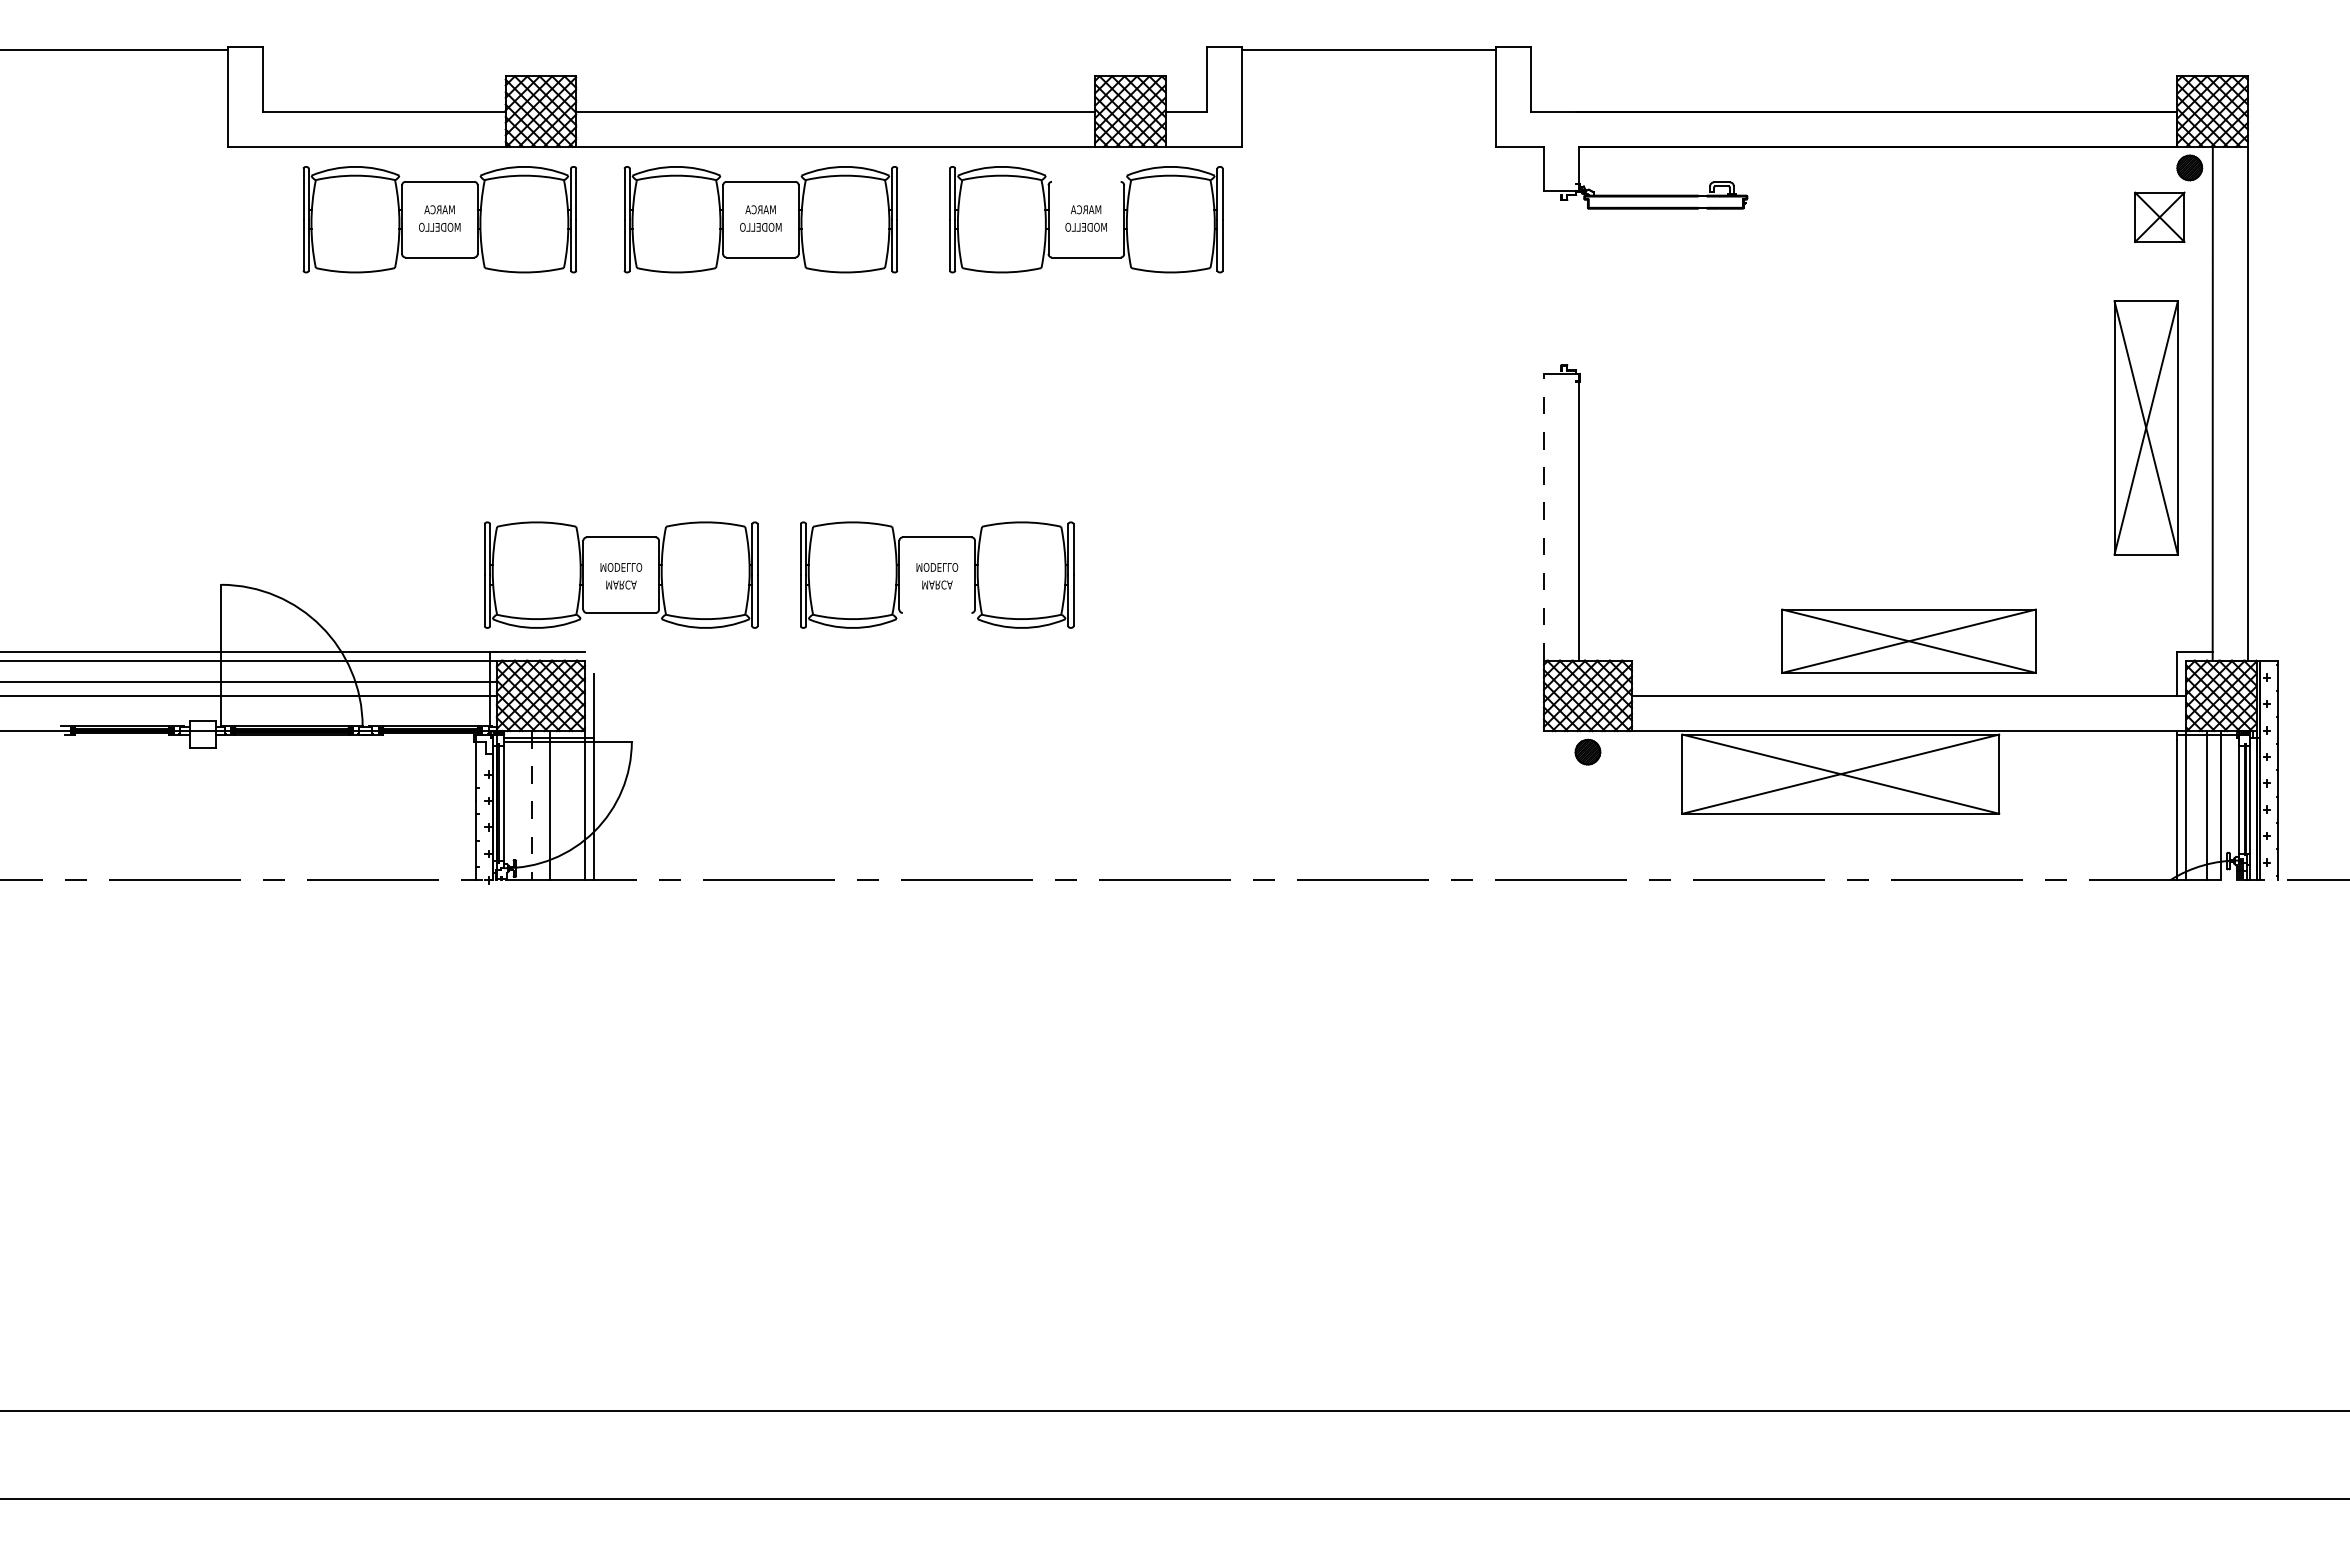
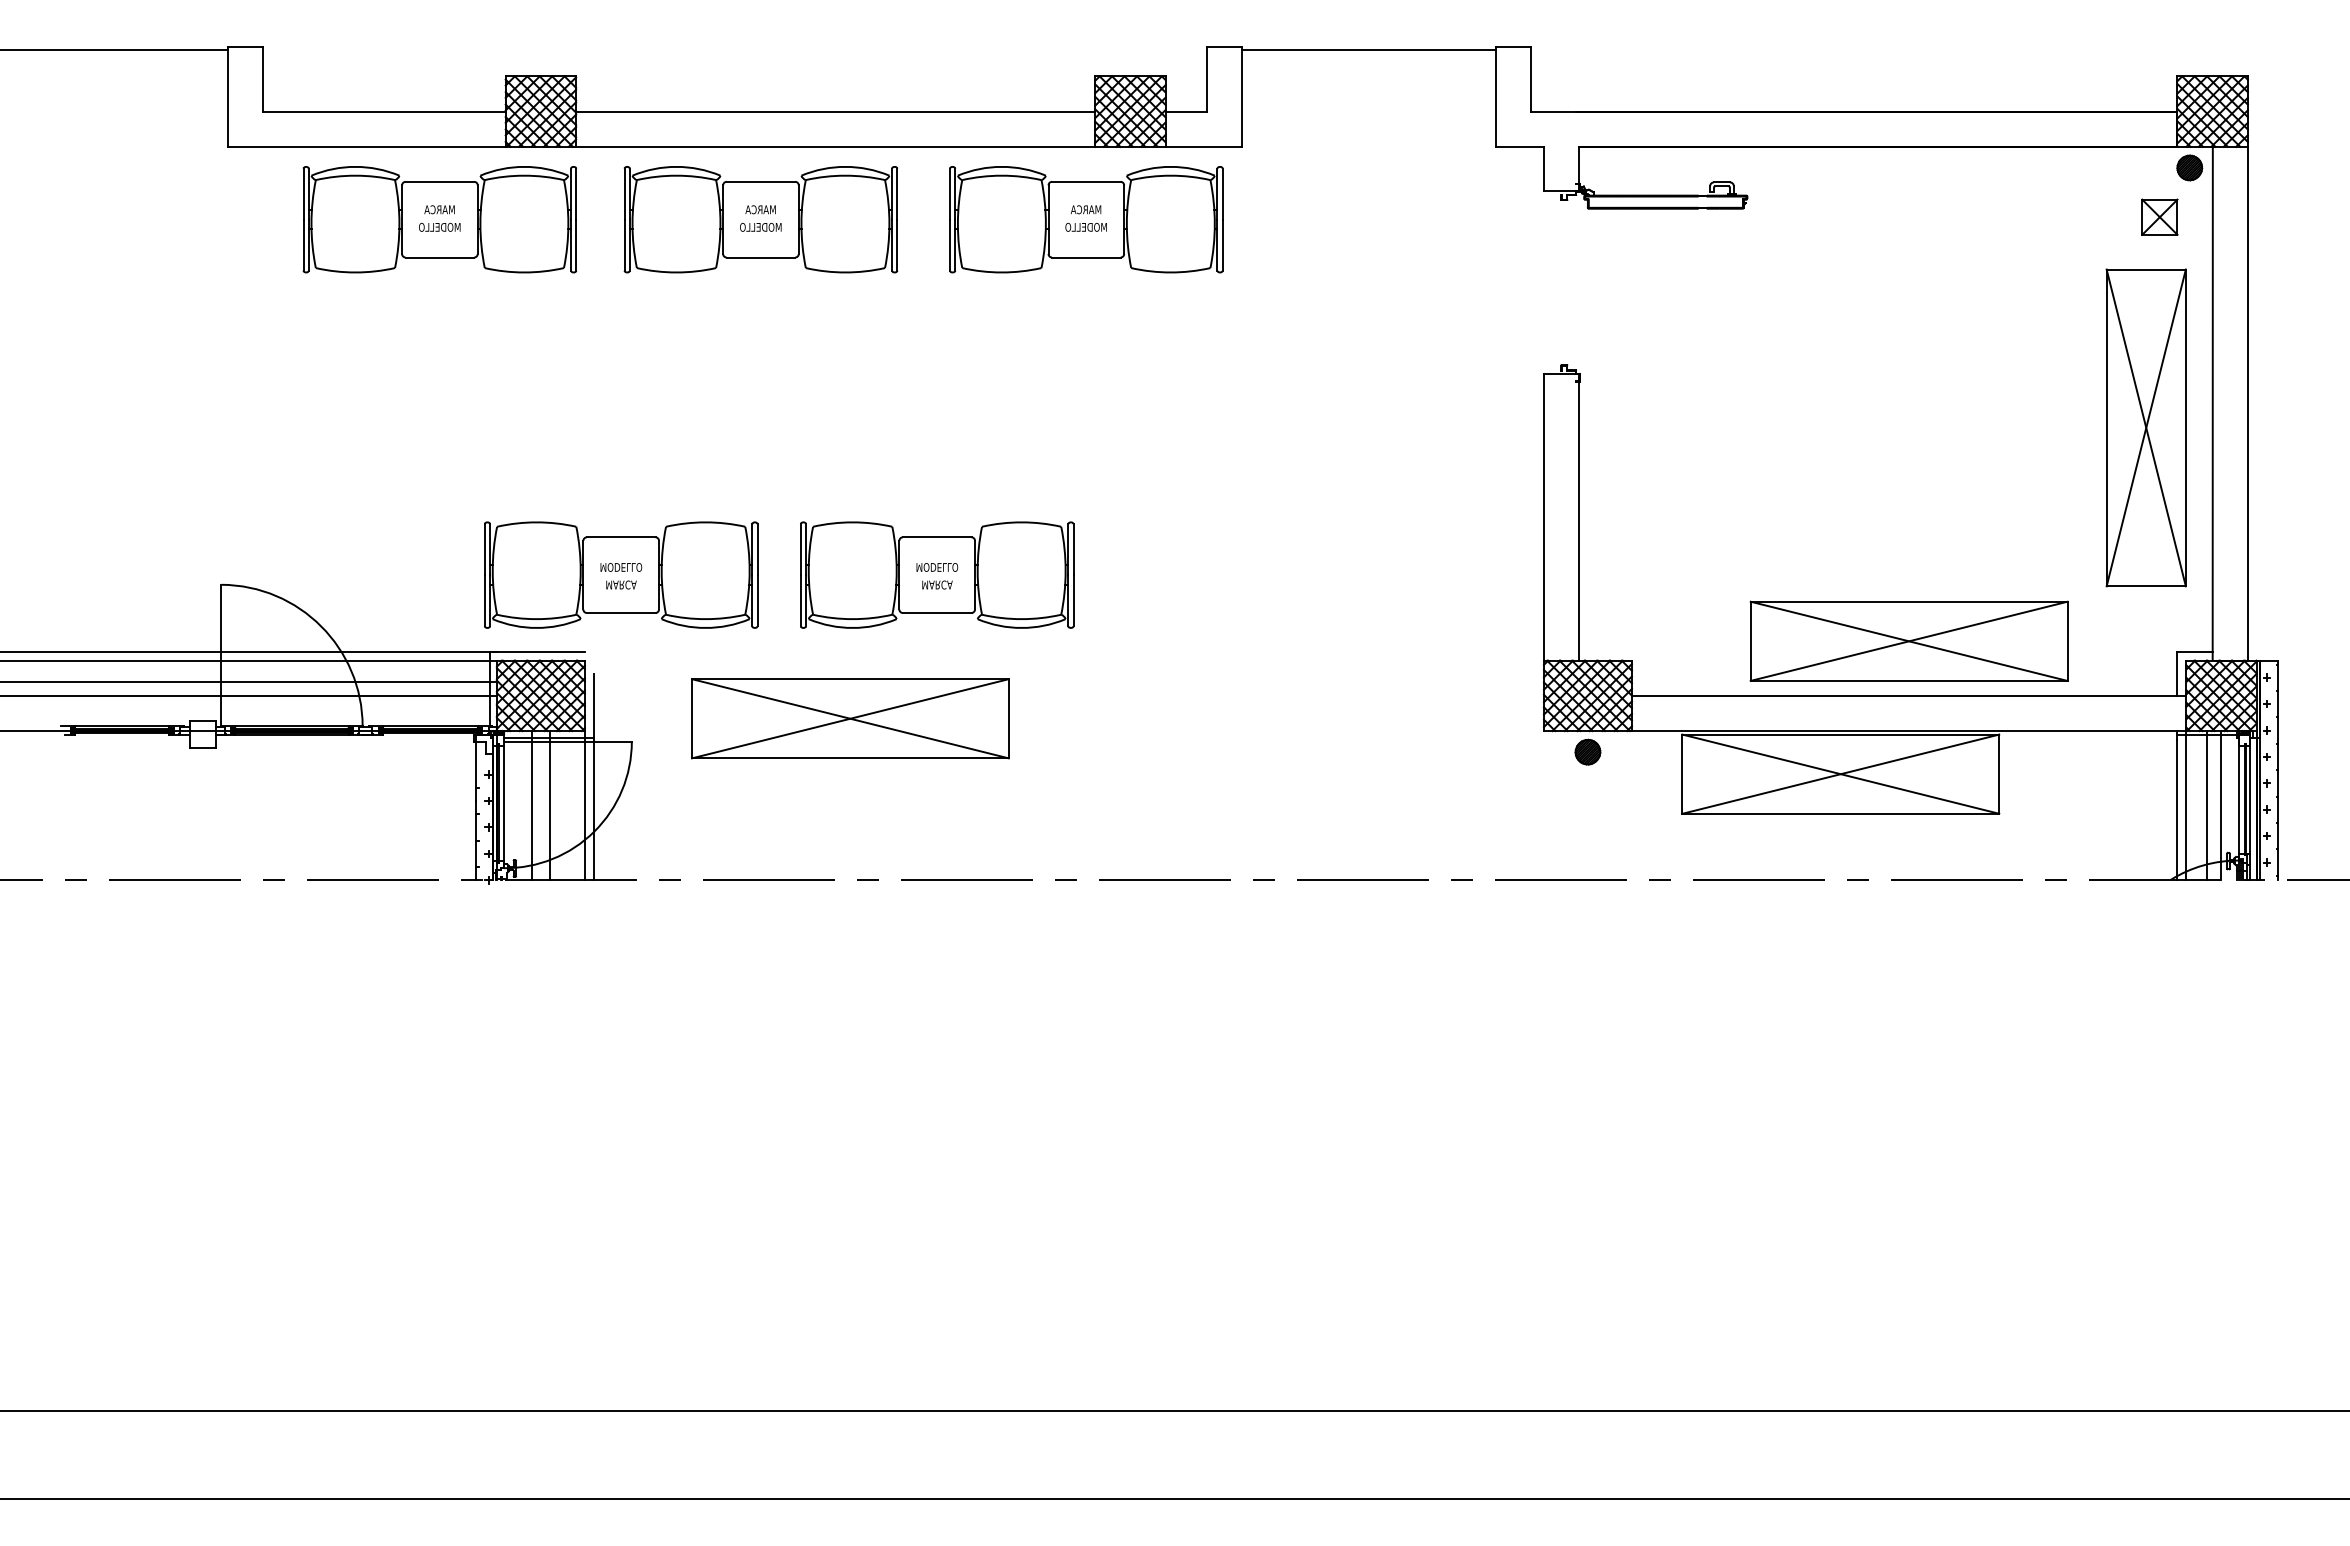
line: none -> present (1086, 181)
part size: 52x52 px -> 38x38 px (2159, 216)
part size: 66x256 px -> 82x320 px (2145, 427)
line: dashed -> solid (1543, 516)
line: none -> present (936, 613)
part size: 256x66 px -> 320x82 px (1908, 640)
part: none -> present (850, 718)
line: dashed -> solid (532, 806)
